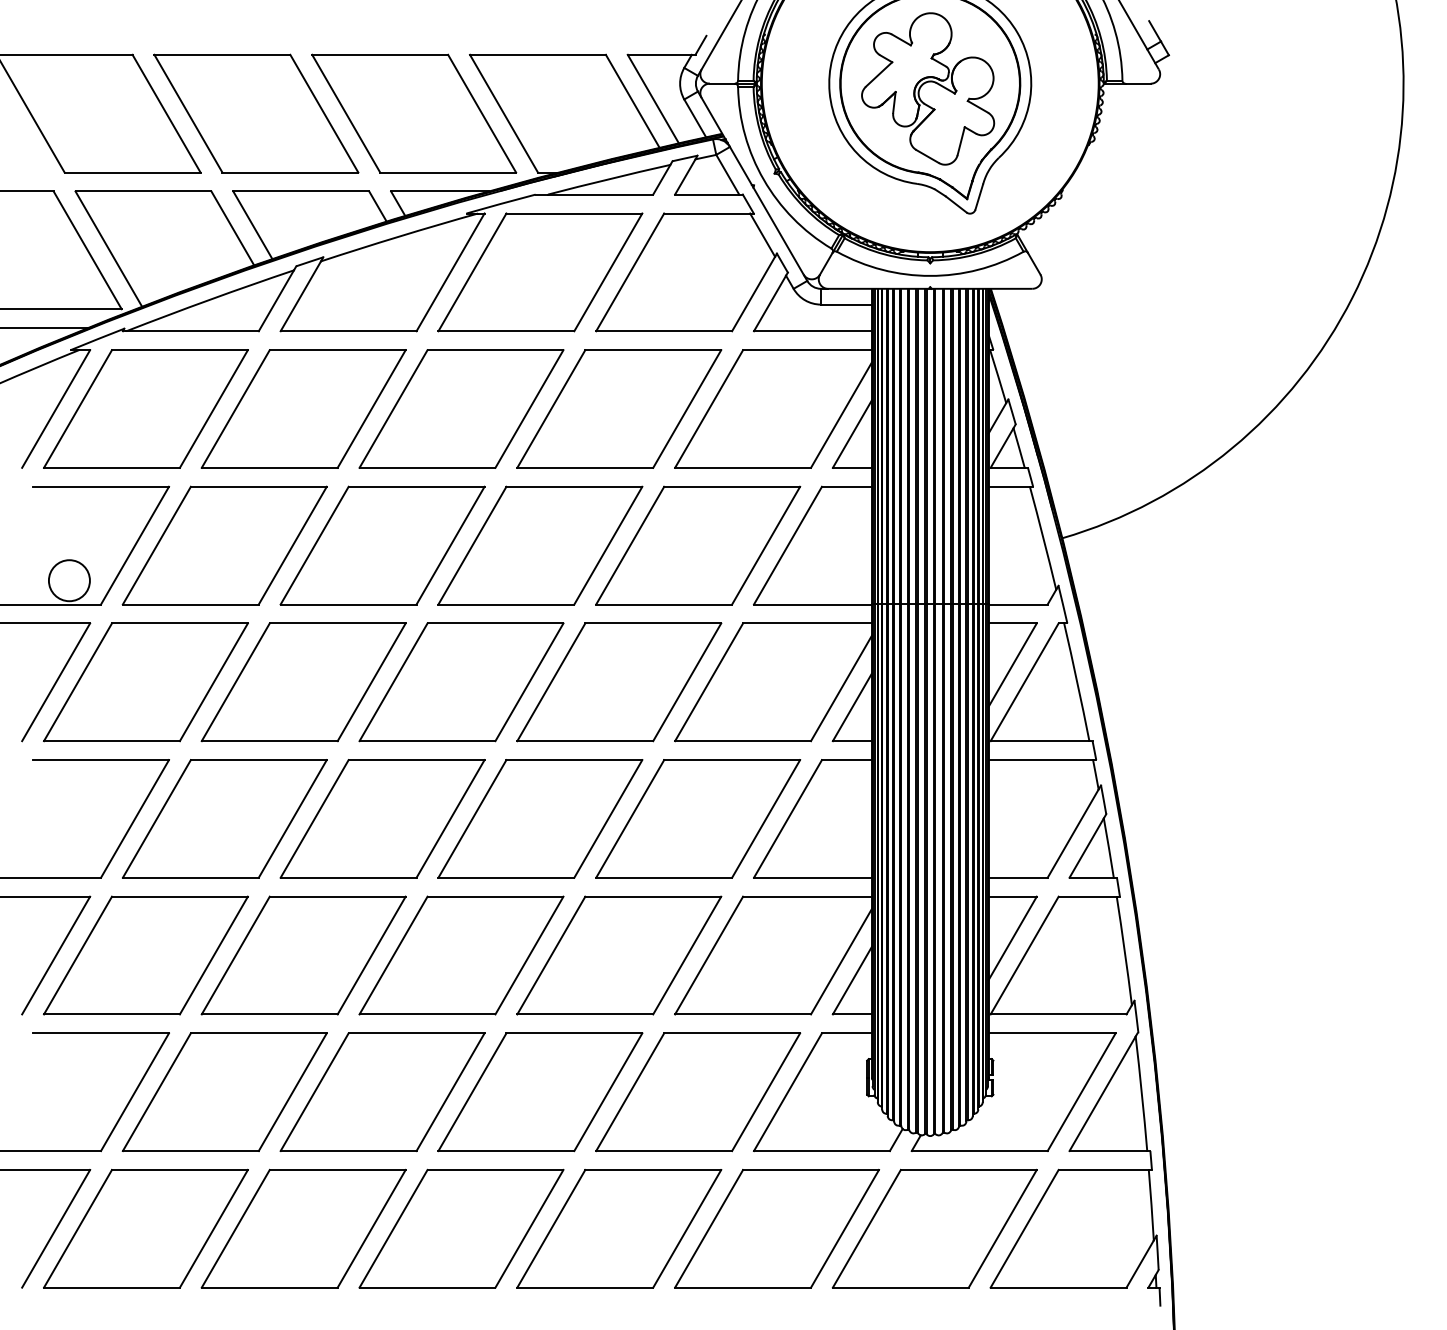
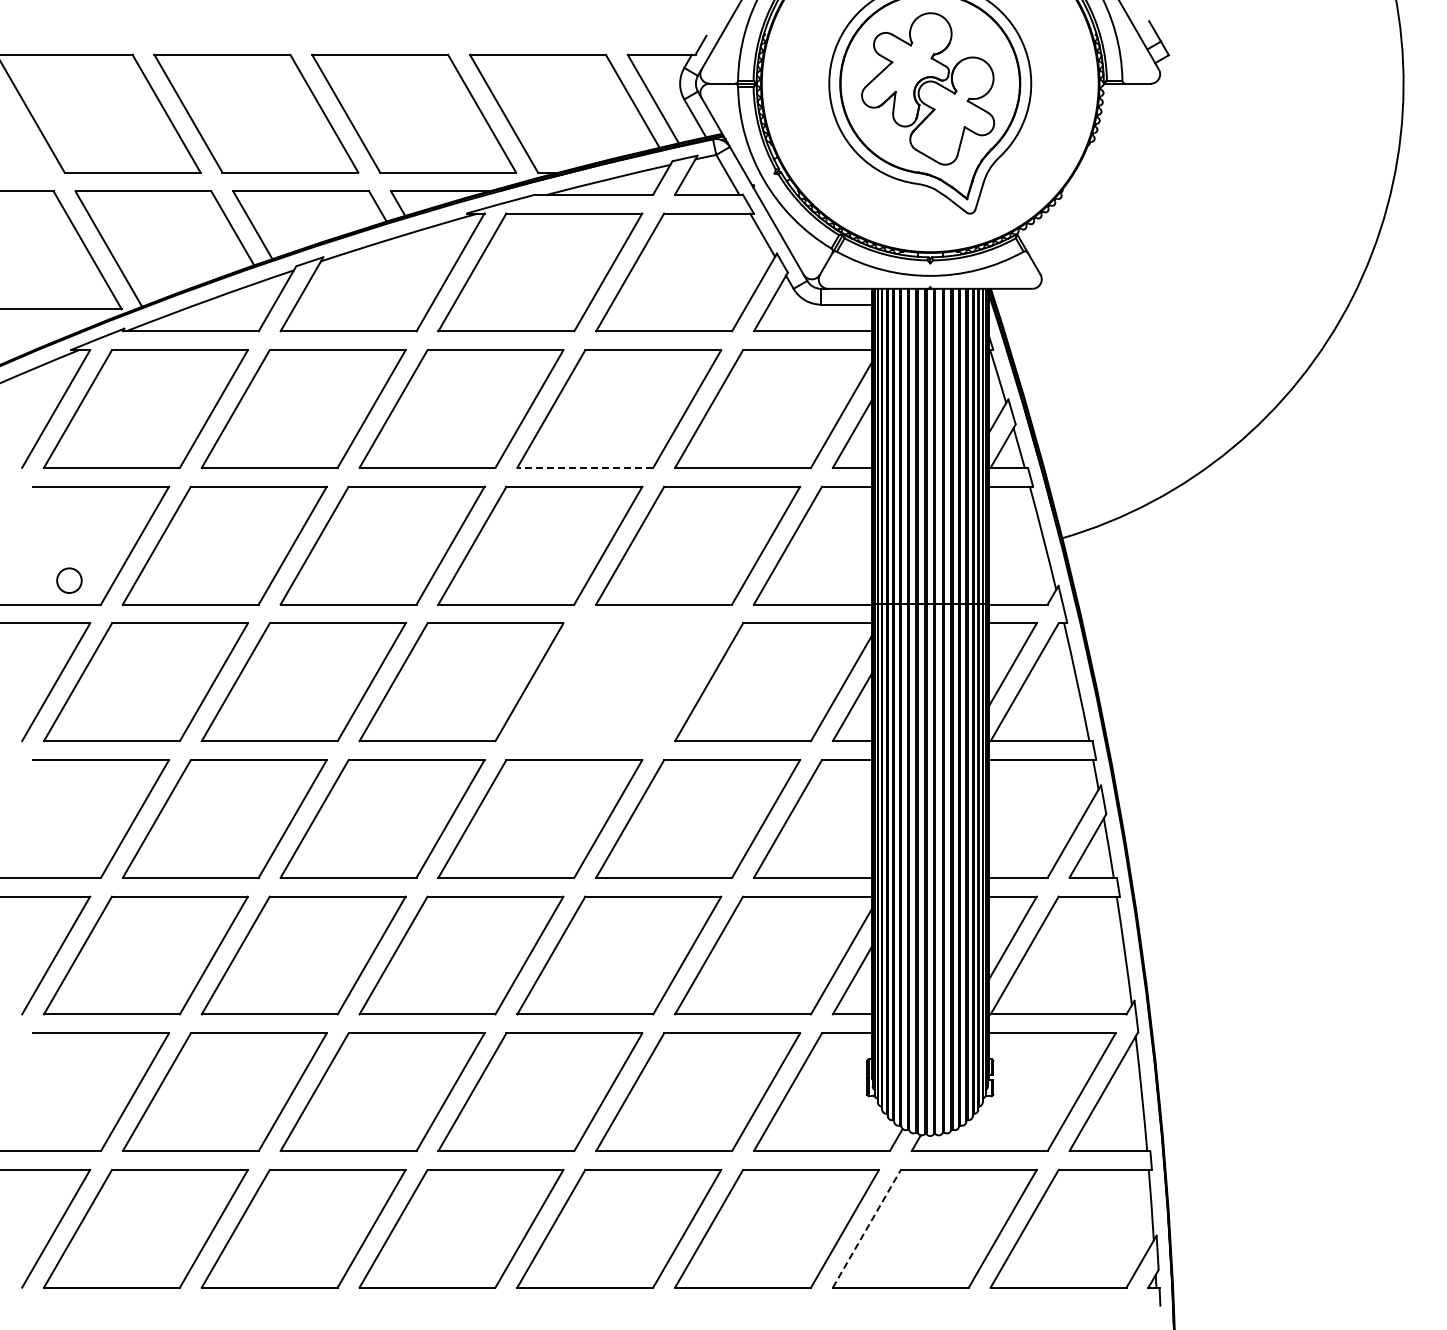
line: present -> none (44, 328)
line: solid -> dashed (585, 467)
circle diameter: 41 px -> 25 px (69, 580)
part: present -> none (619, 682)
line: solid -> dashed (866, 1228)
